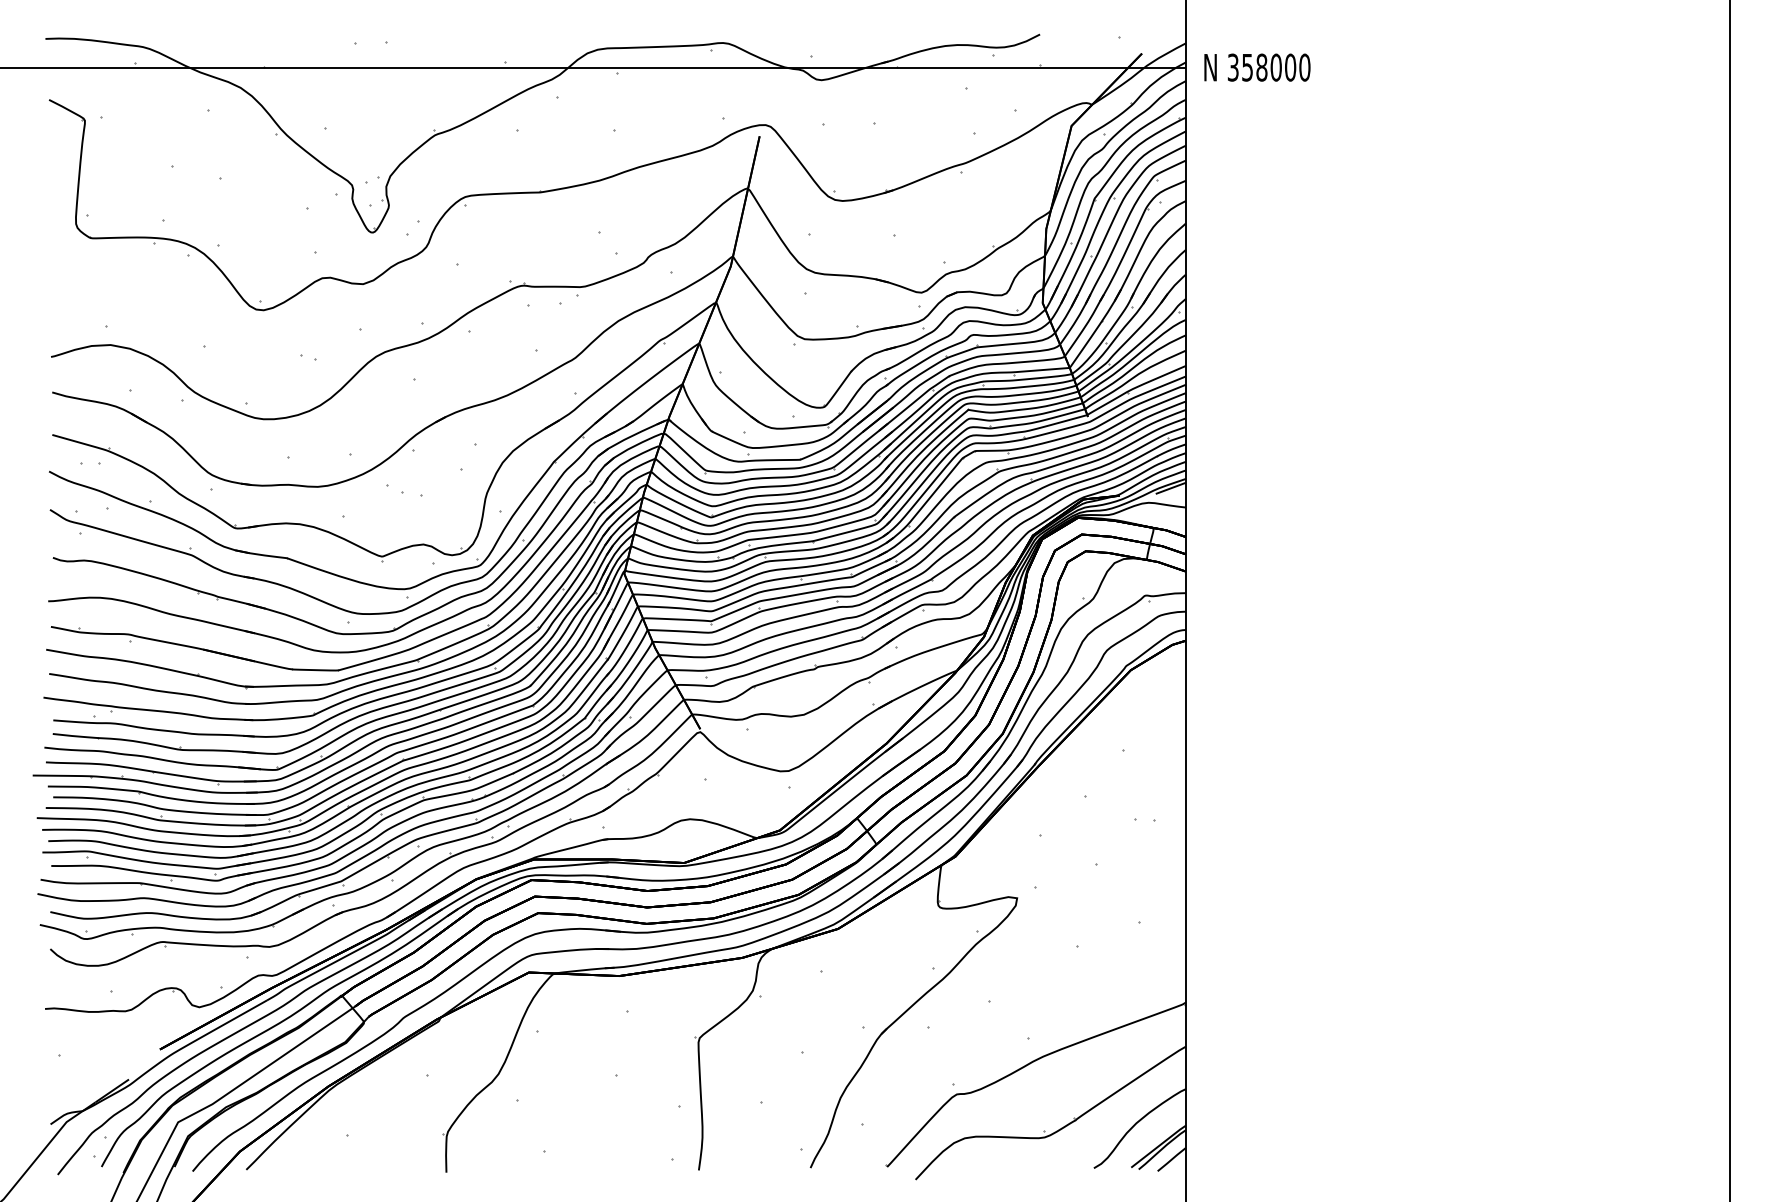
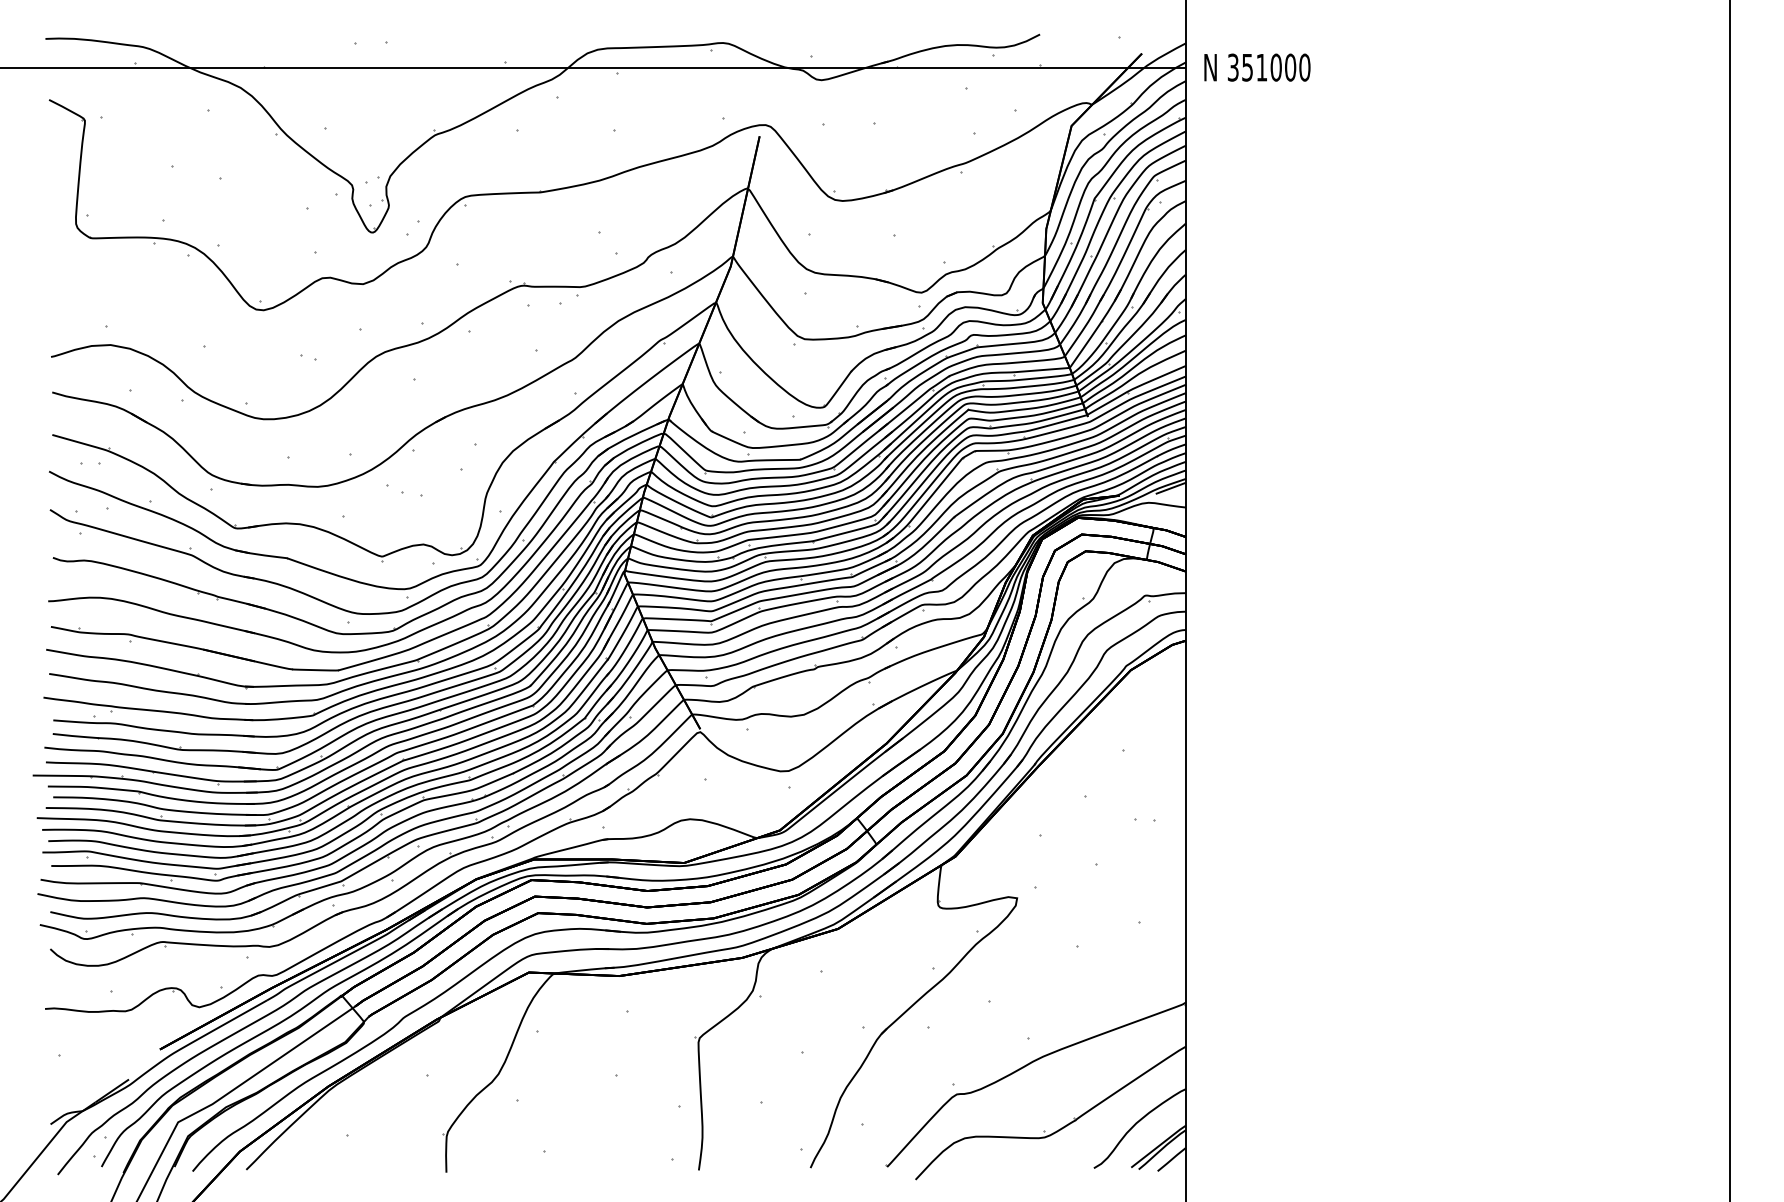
text: 358000 -> 351000 (1261, 67)
